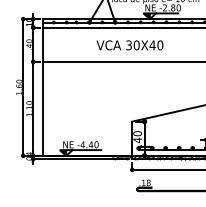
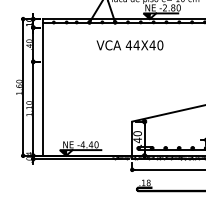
line: present -> none (122, 27)
text: 30X40 -> 44X40 (132, 45)
line: present -> none (122, 61)
